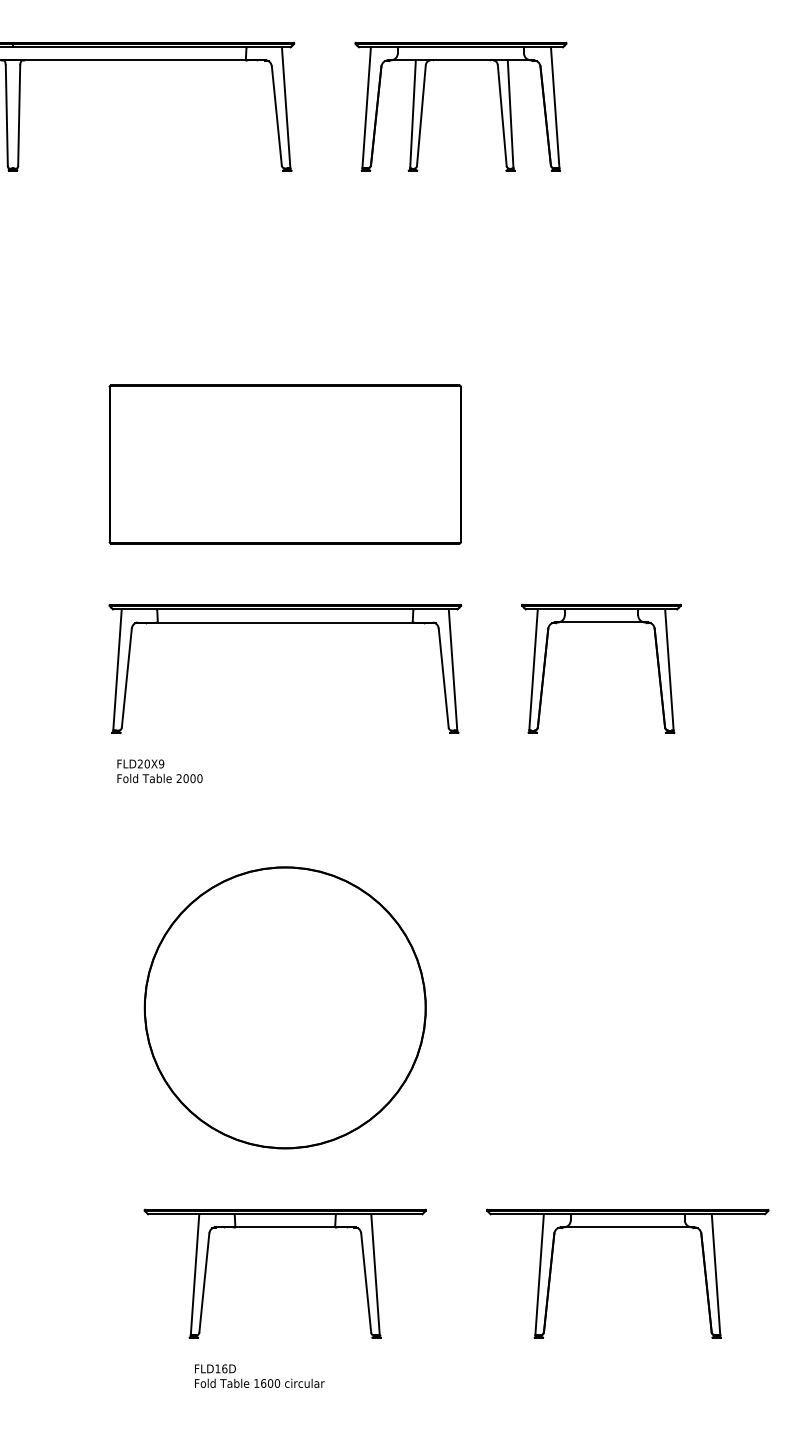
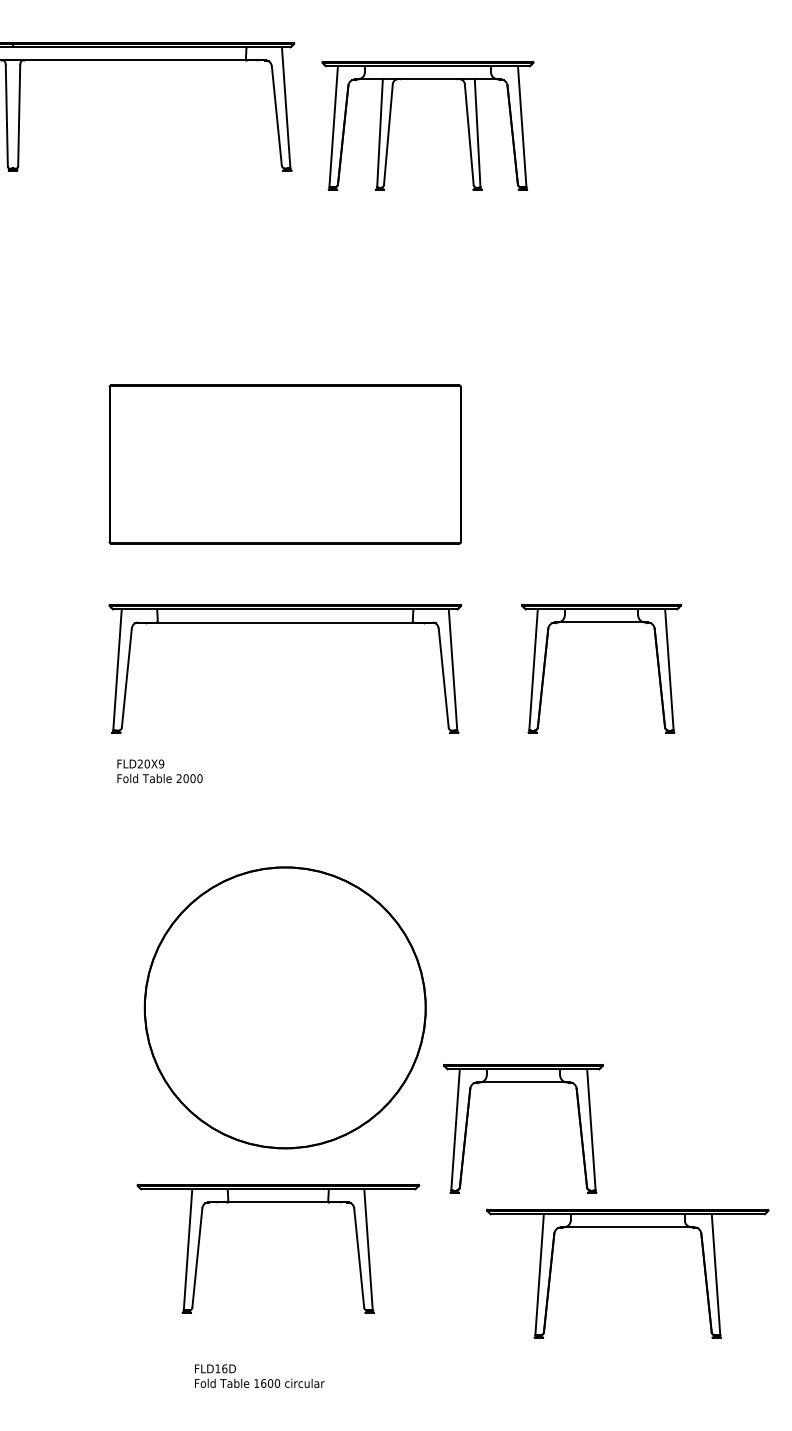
part position: (423, 106) -> (390, 125) (390, 125)
part: none -> present (523, 1082)
part position: (284, 1227) -> (277, 1202) (277, 1202)
